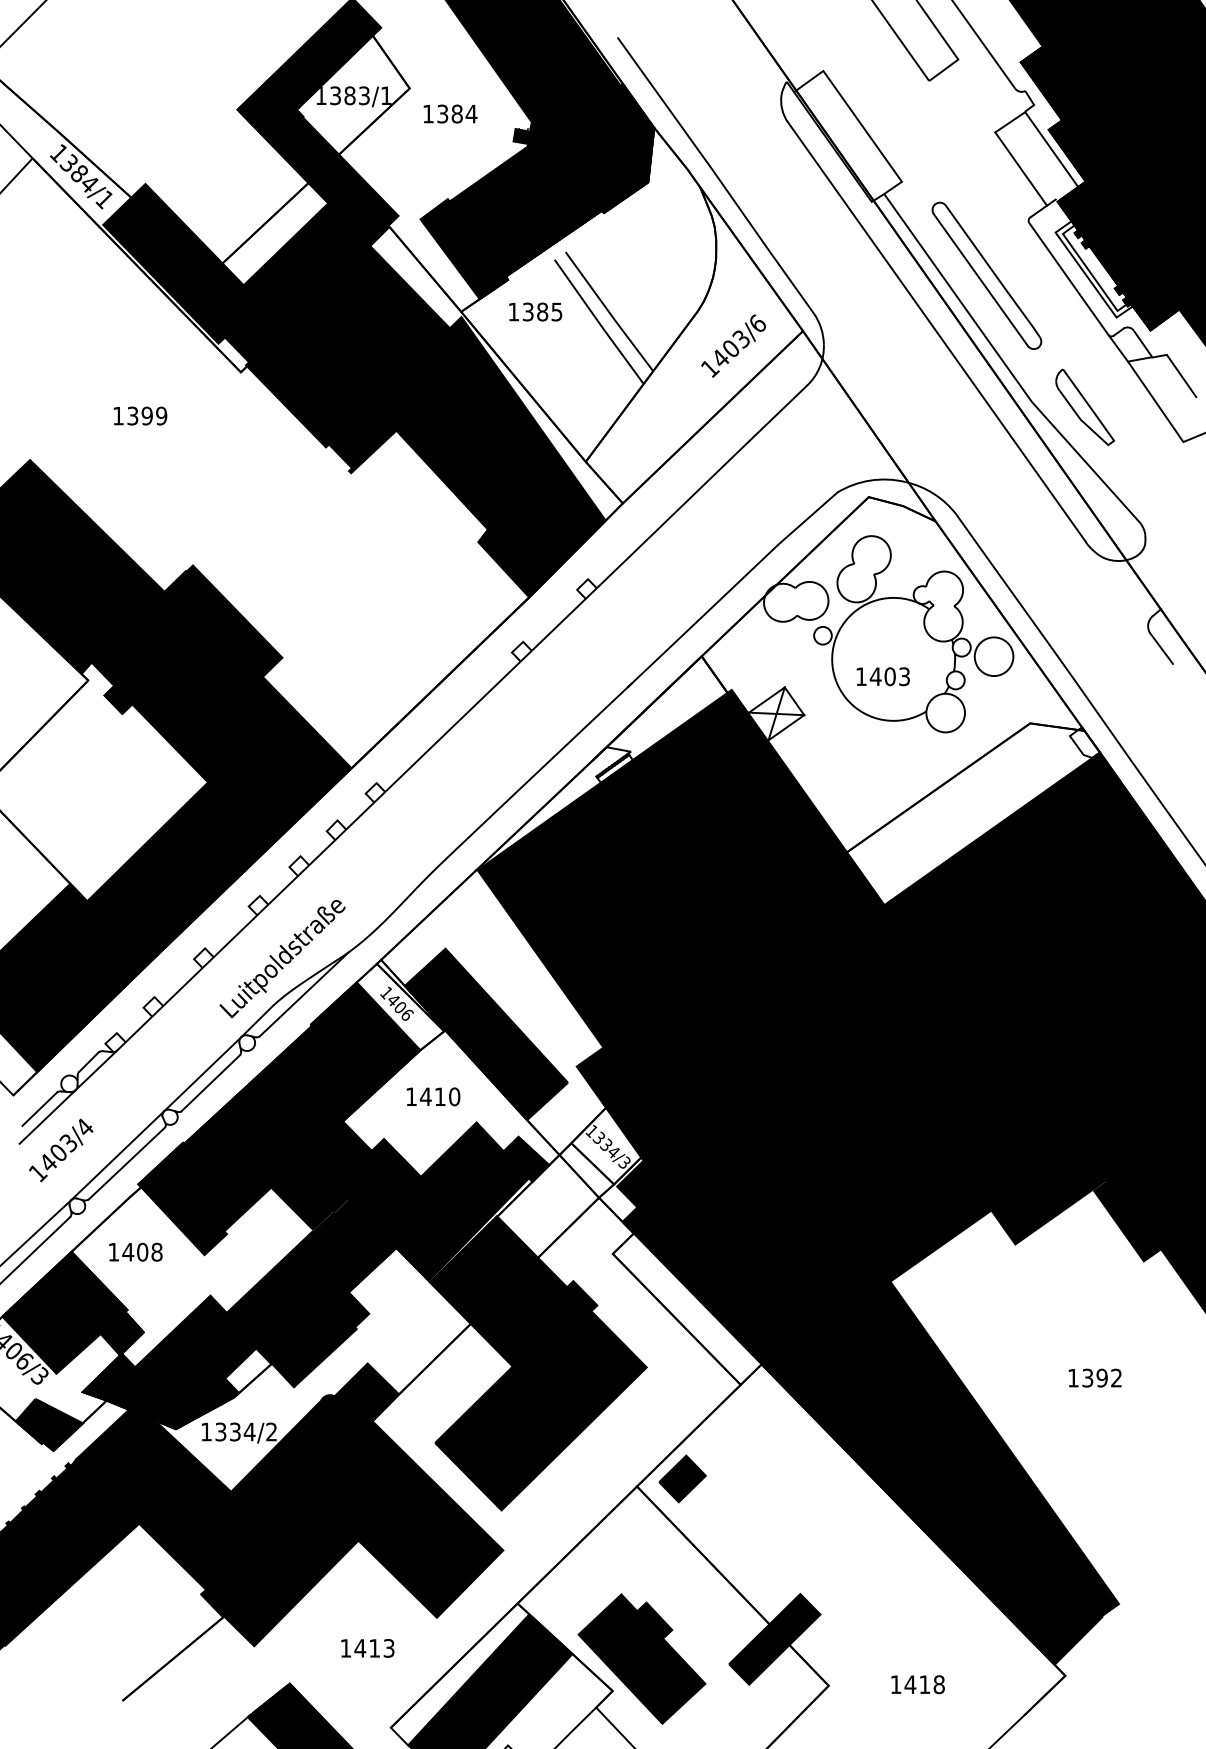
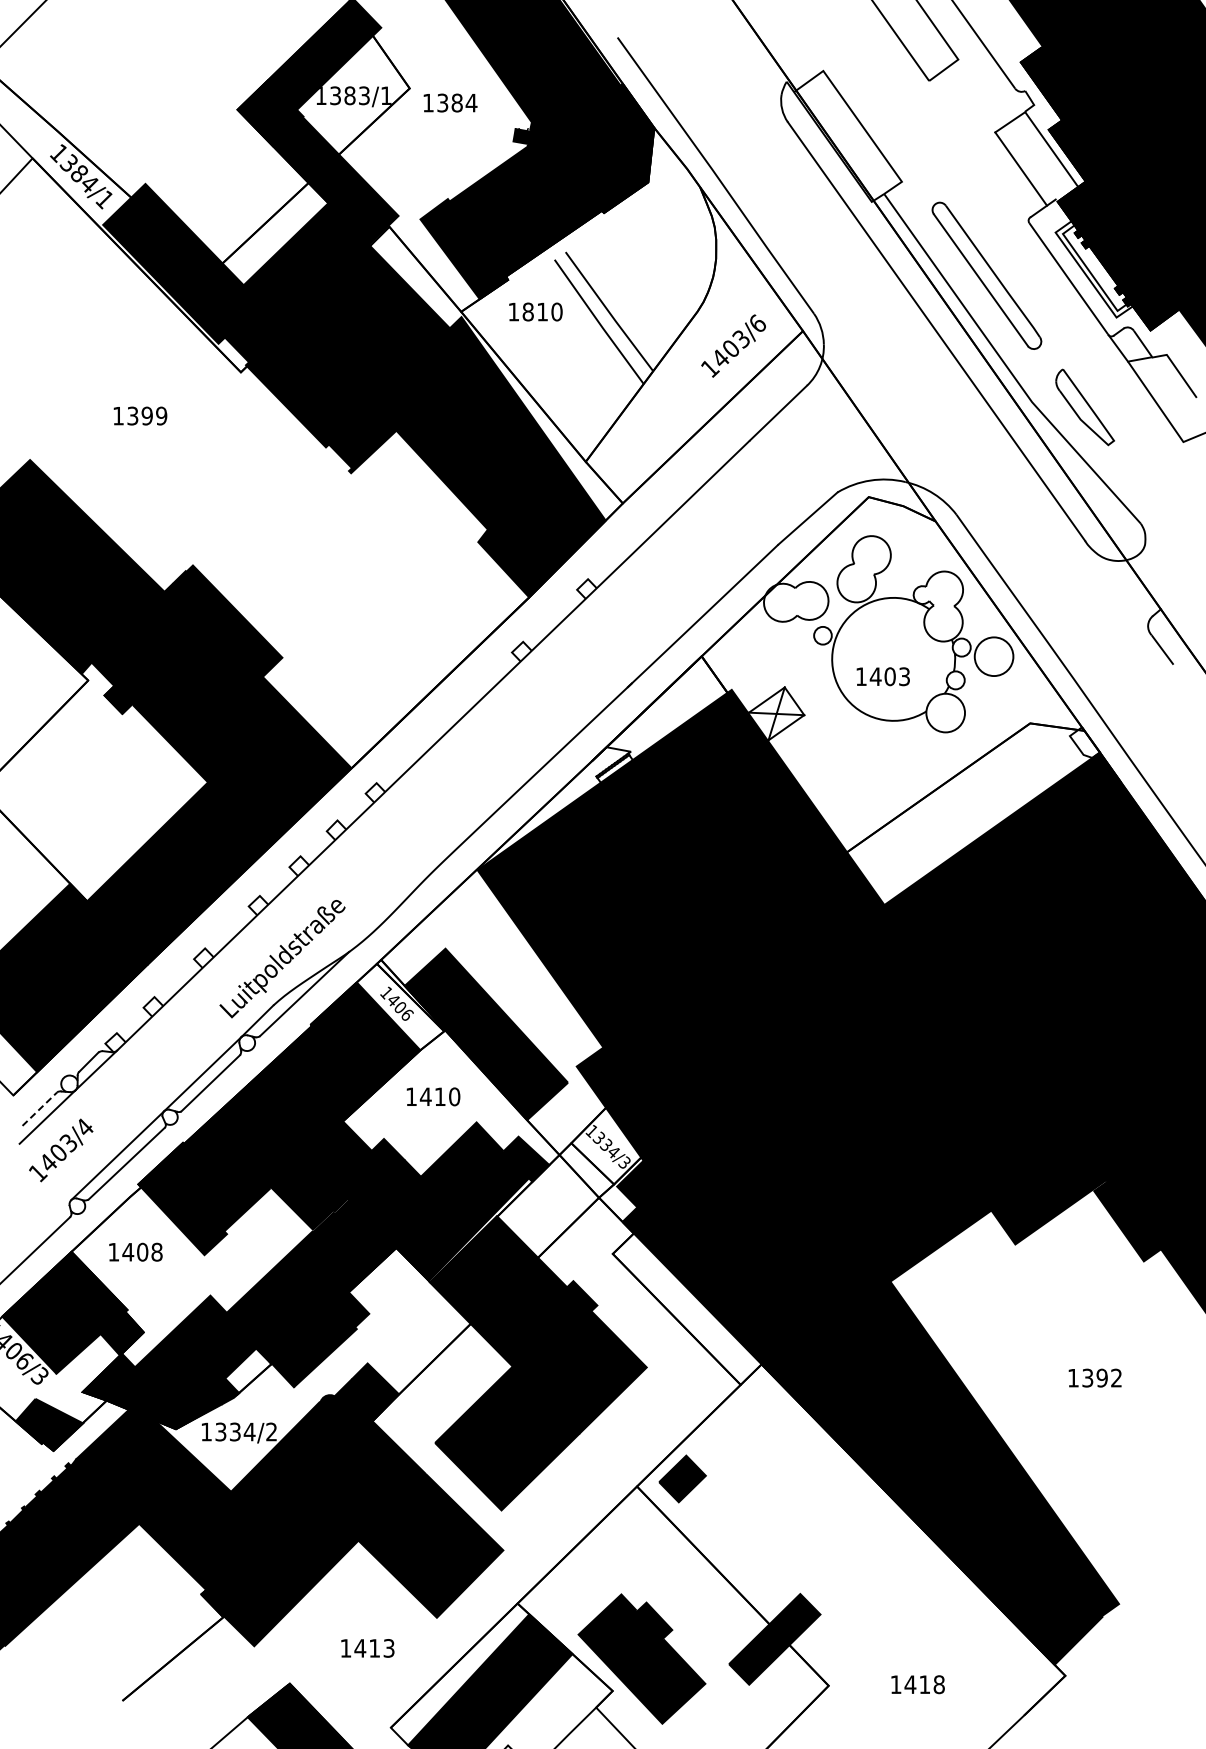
text position: (450, 113) -> (450, 102) (450, 102)
text: 1385 -> 1810 (542, 311)
line: solid -> dashed (40, 1108)
line: present -> none (36, 1232)
